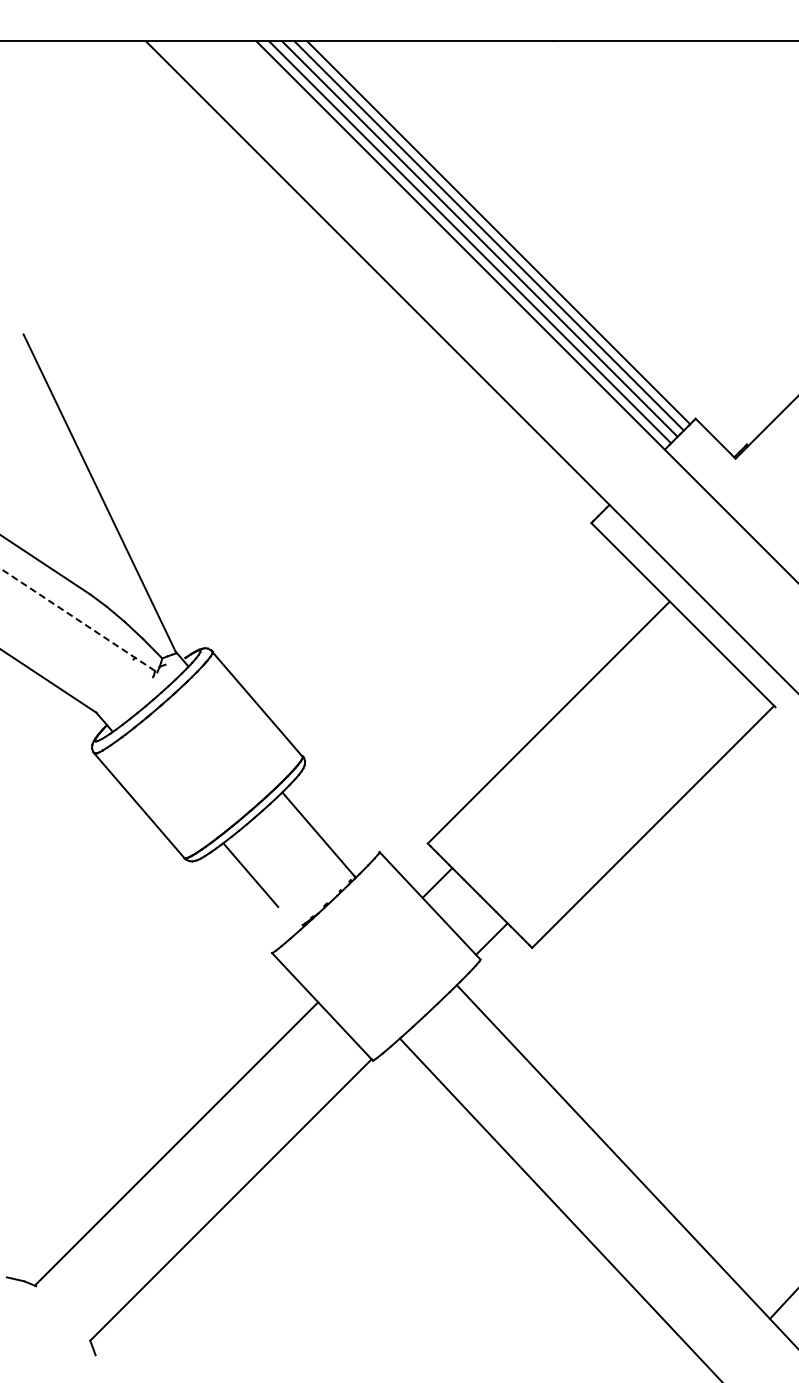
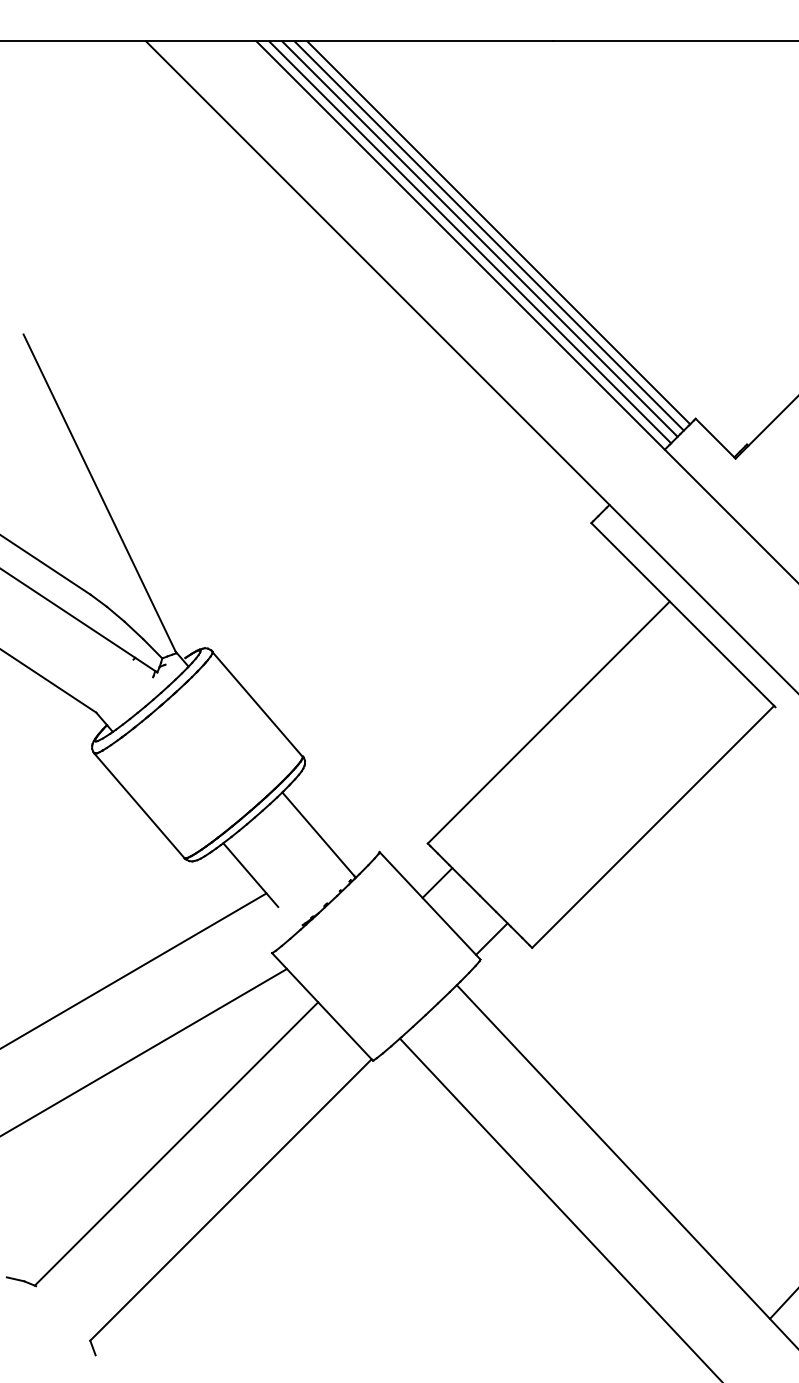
line: dashed -> solid (79, 620)
line: none -> present (134, 970)
line: none -> present (144, 1051)
